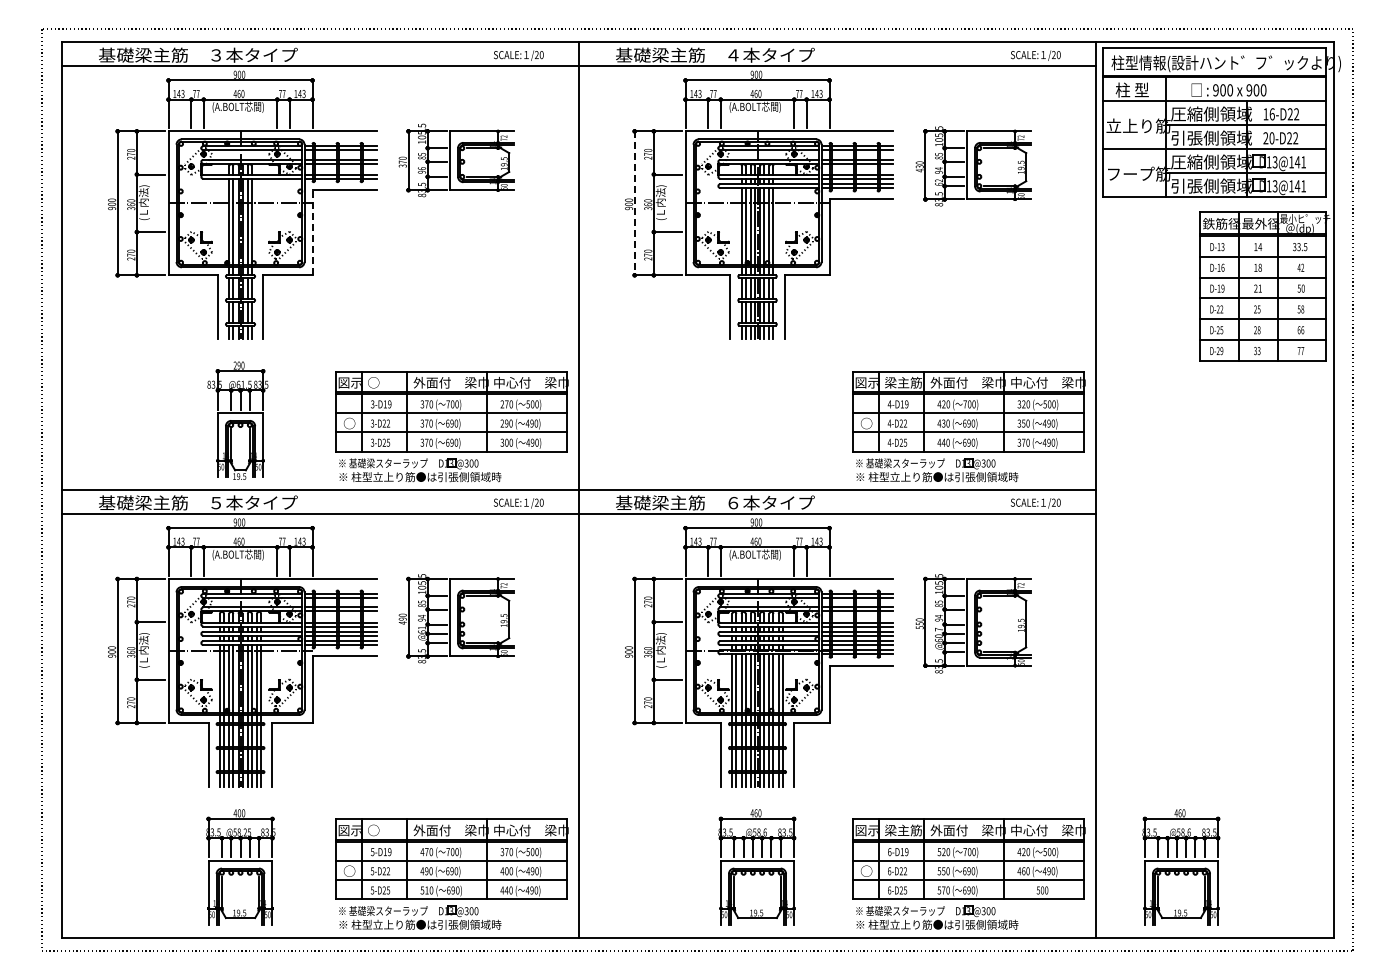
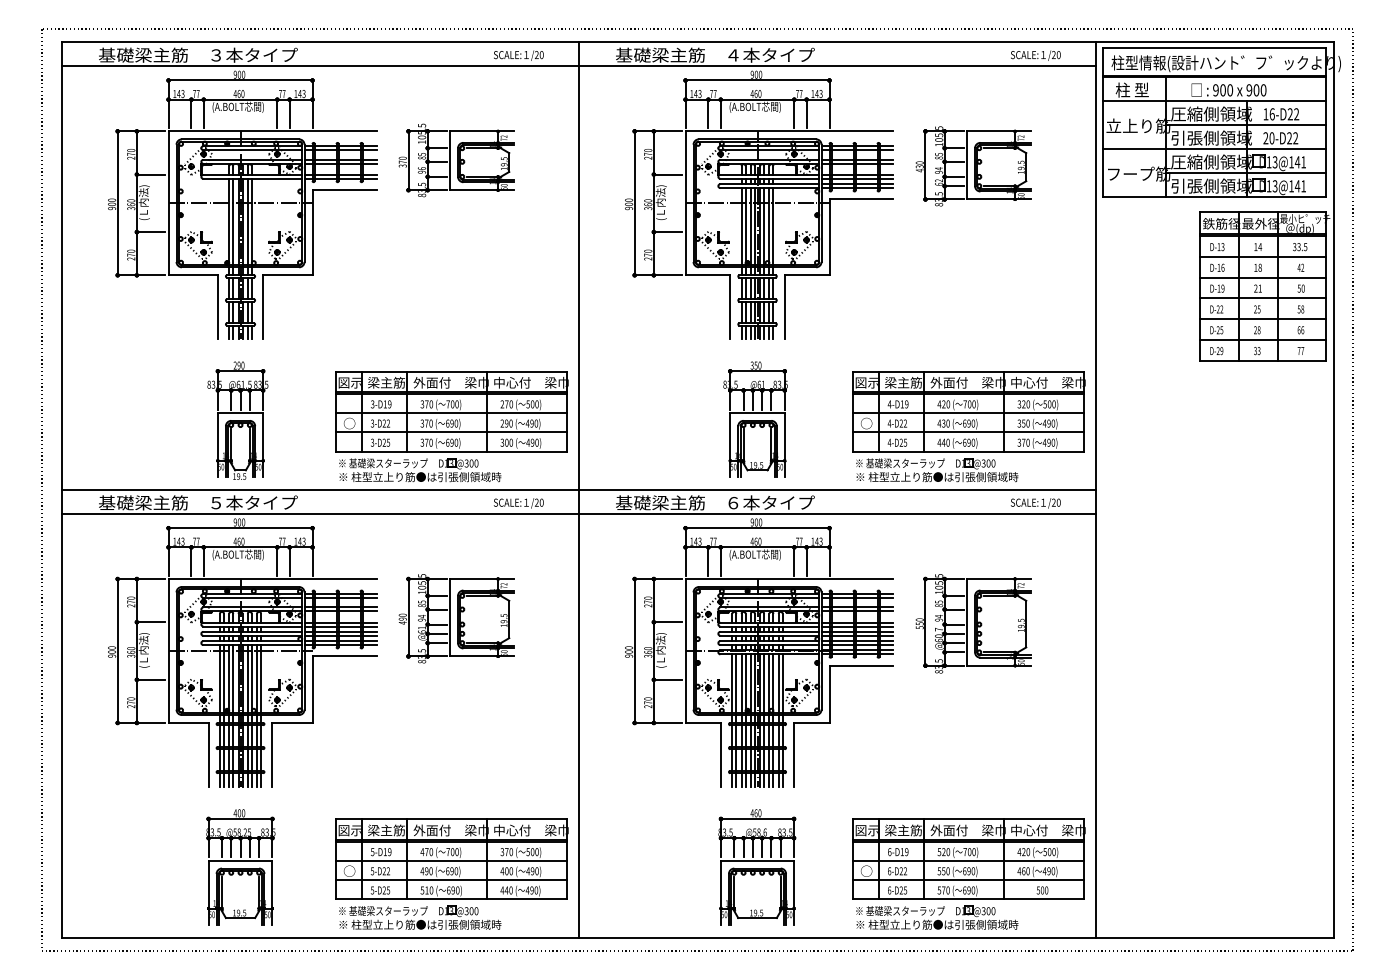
line: dashed -> solid (634, 203)
line: dashed -> solid (312, 232)
text: ○ -> 梁主筋 (386, 382)
part: none -> present (755, 419)
text: ○ -> 梁主筋 (386, 830)
part: present -> none (1181, 867)
